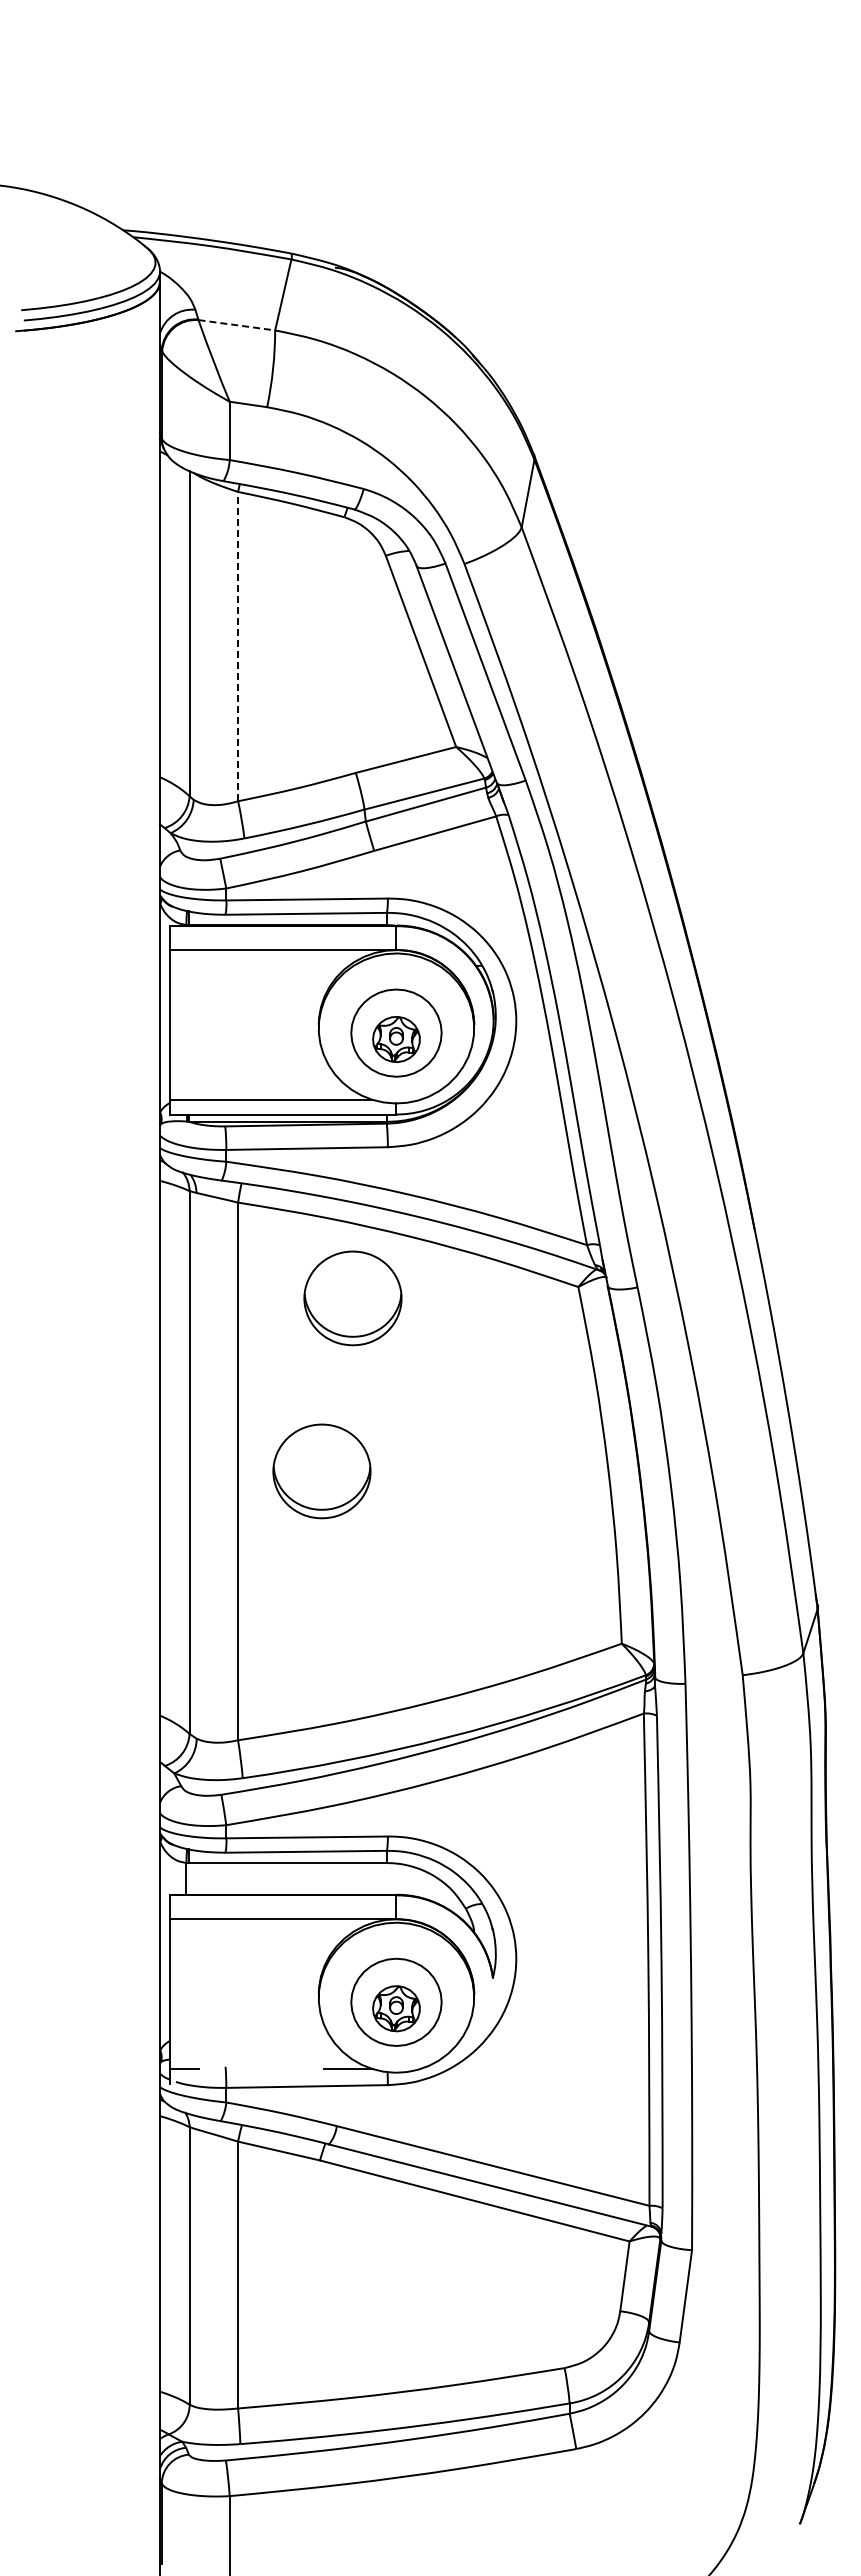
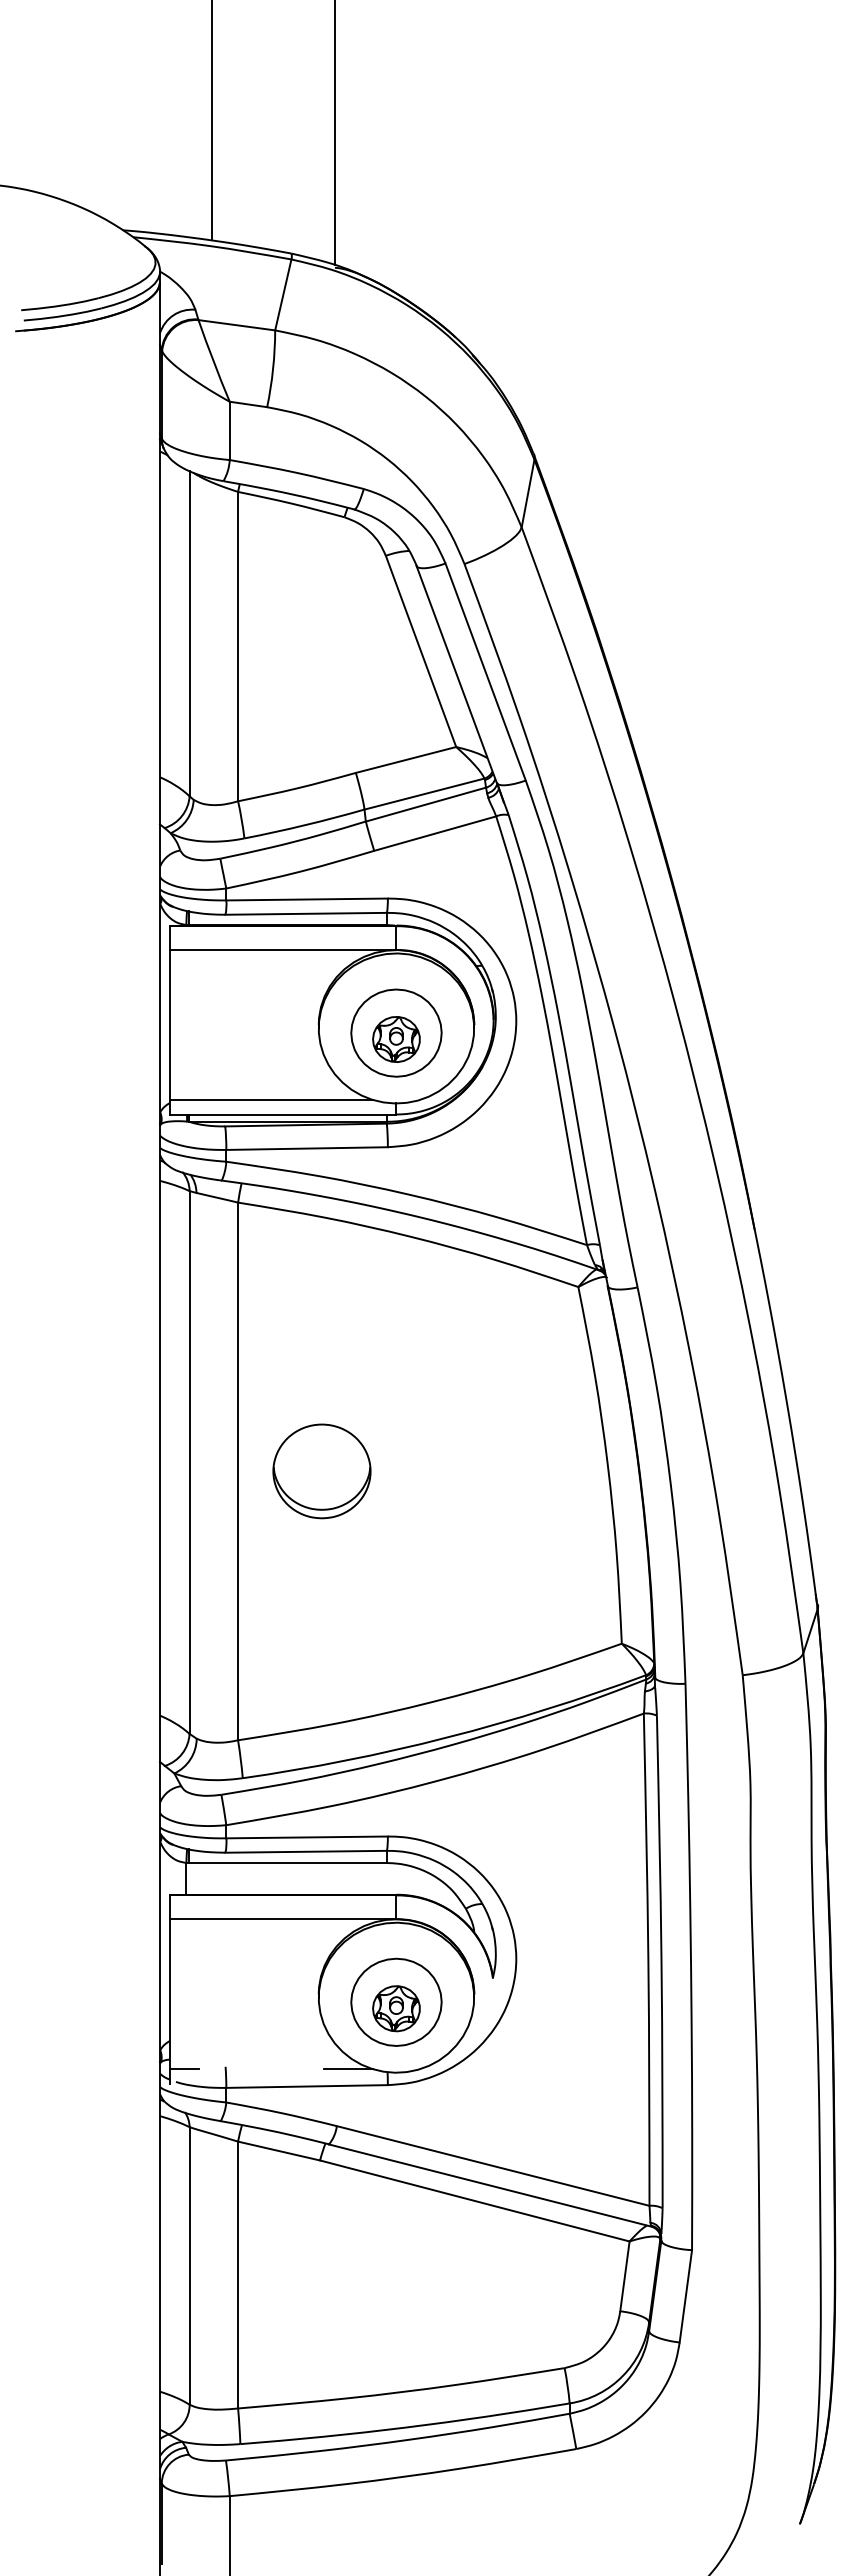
line: none -> present (211, 121)
line: none -> present (334, 133)
line: dashed -> solid (236, 325)
line: dashed -> solid (238, 646)
part: present -> none (352, 1298)
